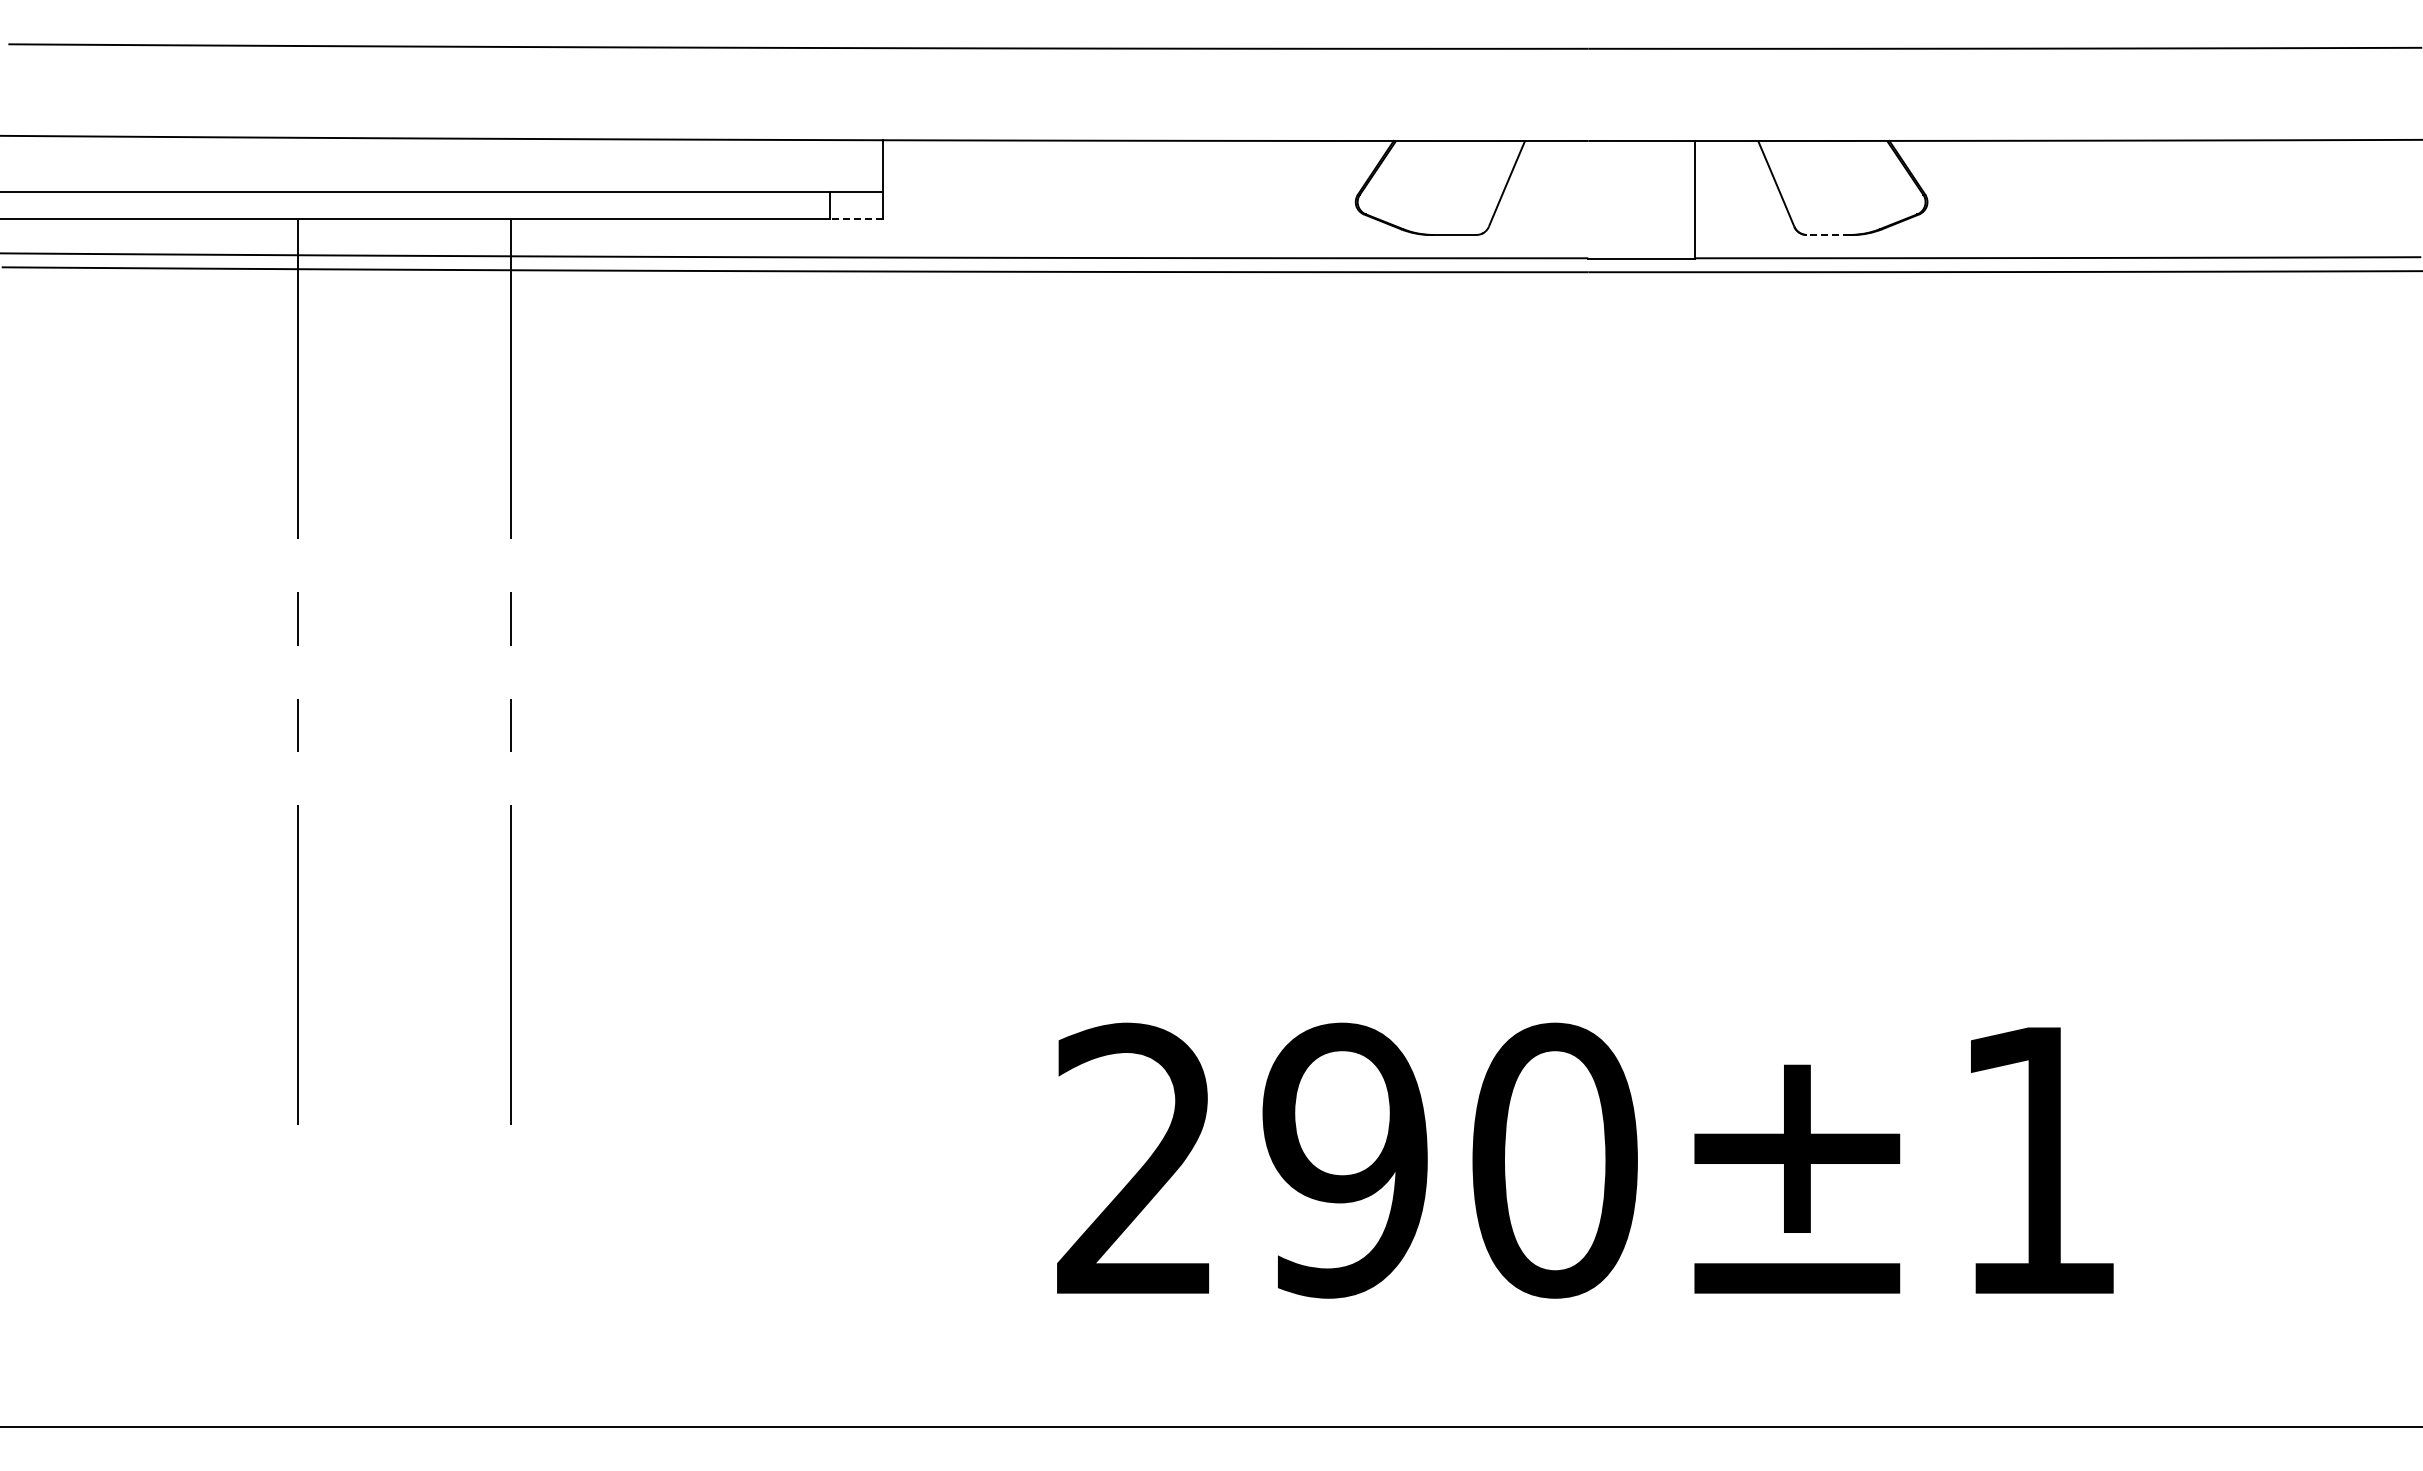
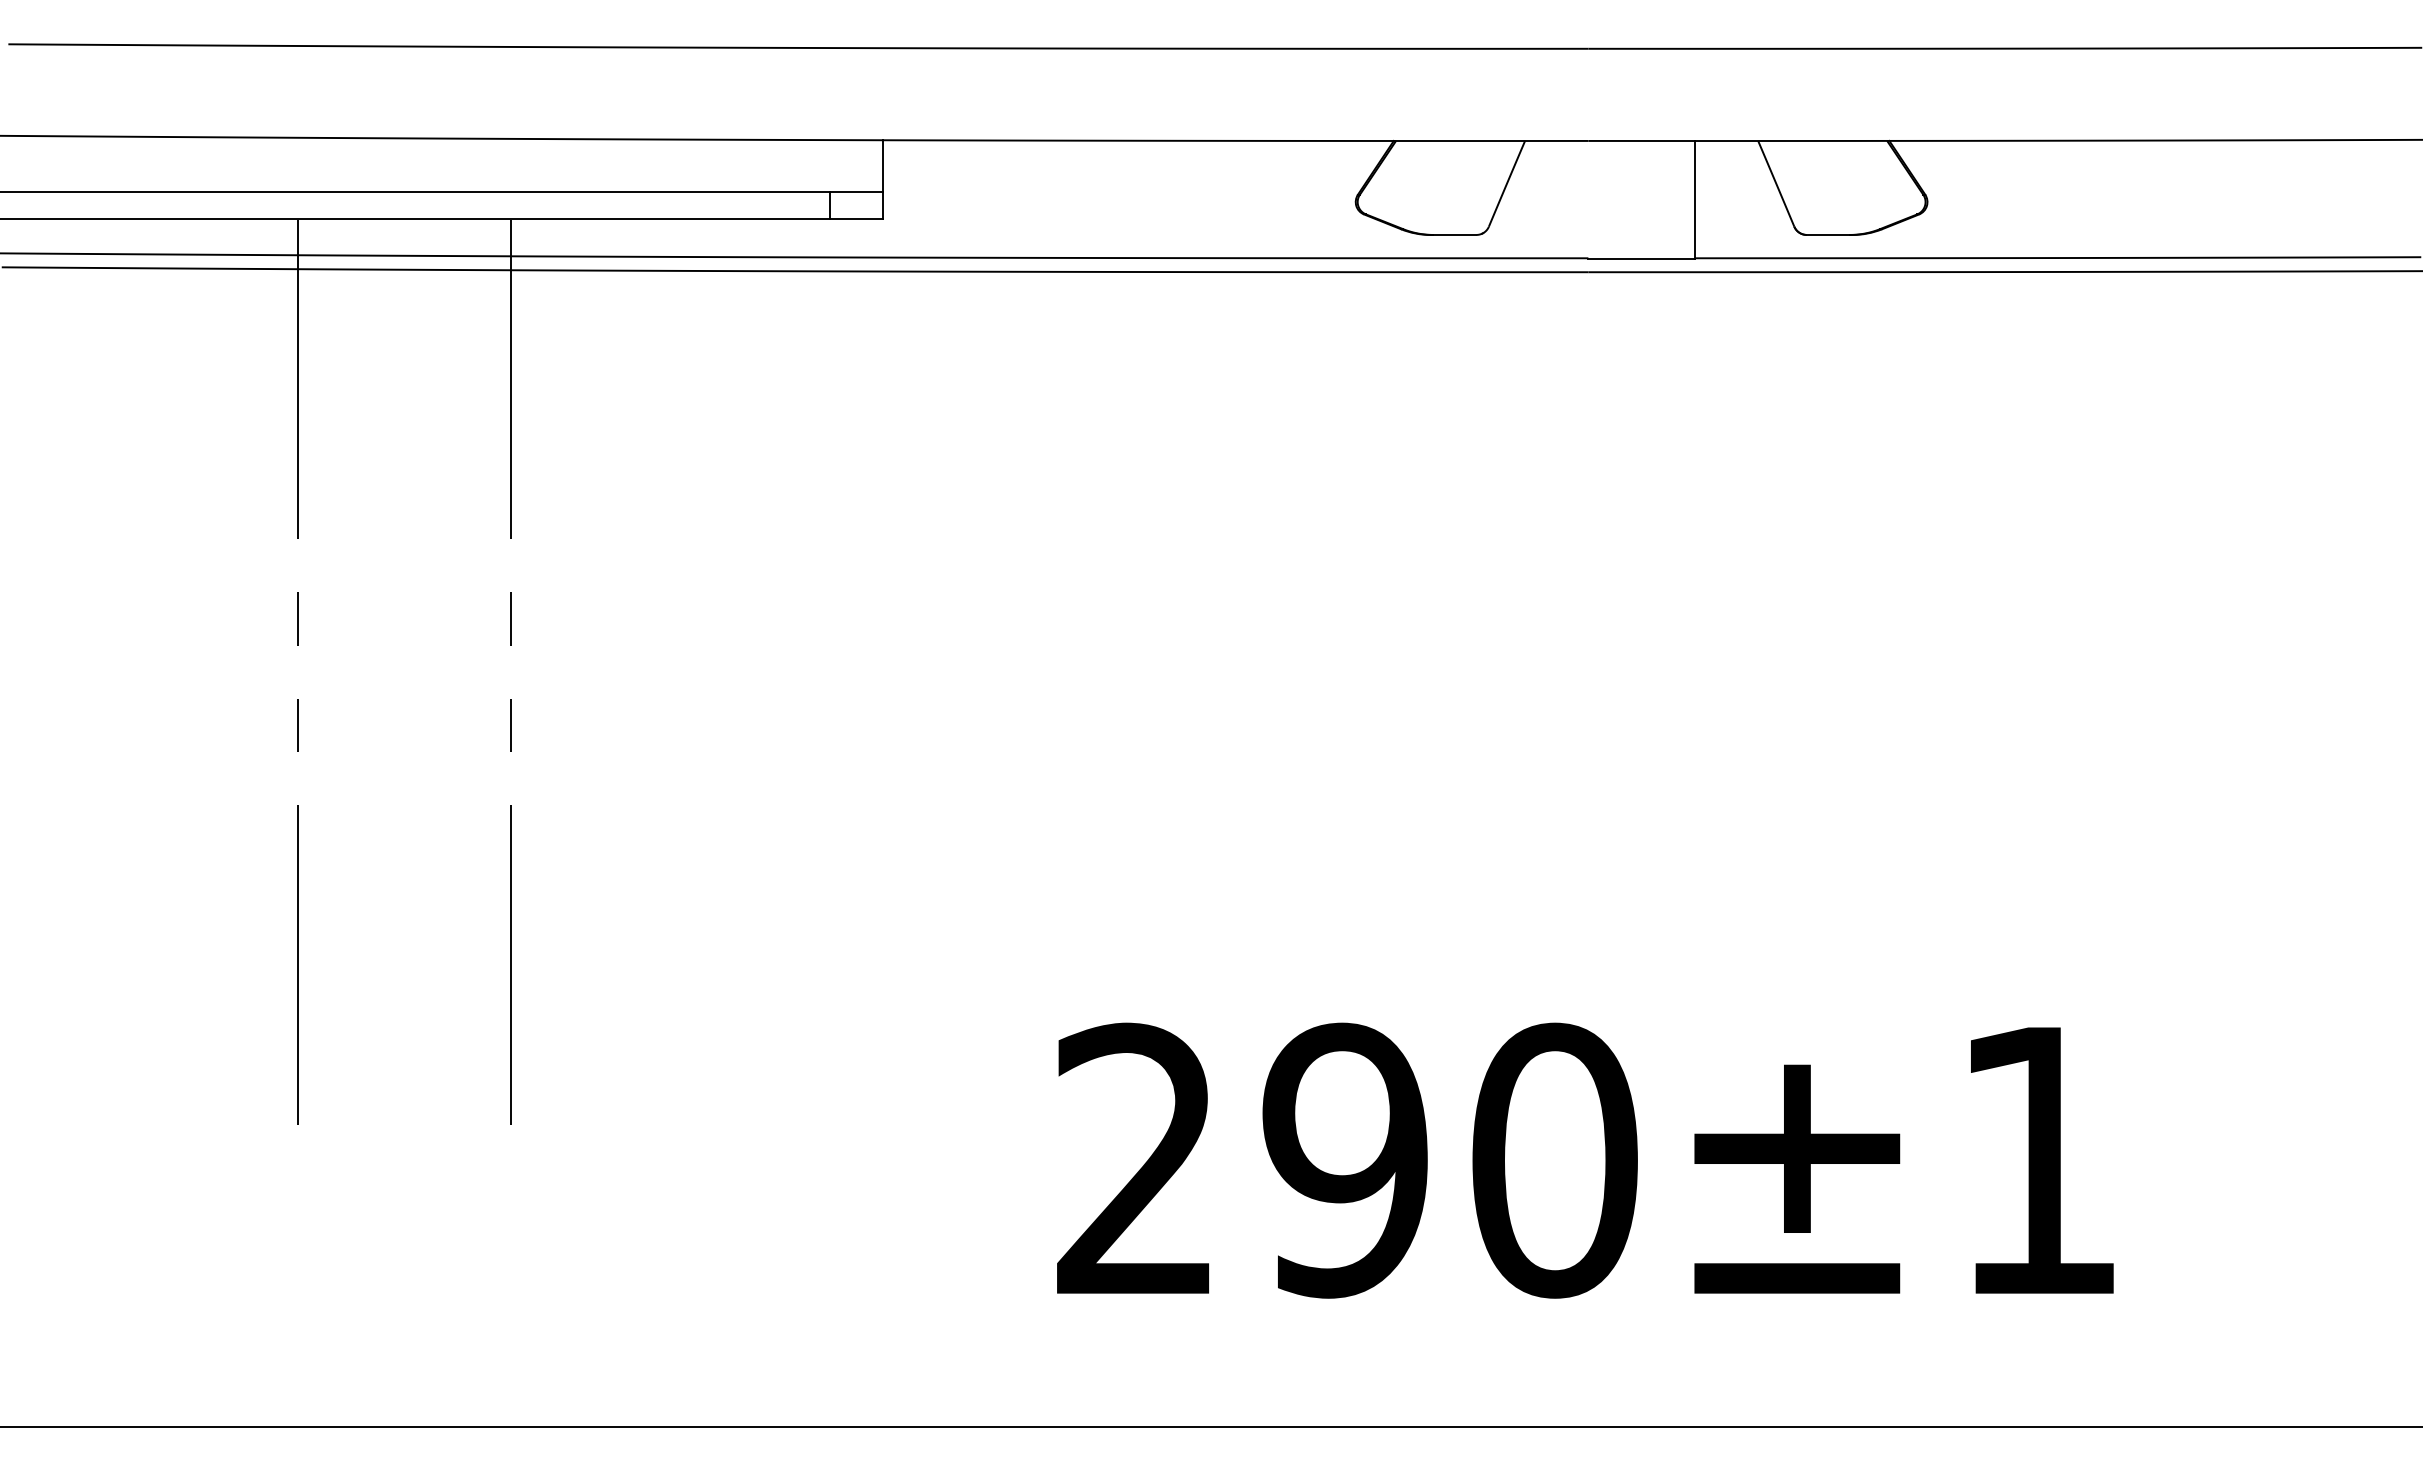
line: dashed -> solid (856, 219)
line: dashed -> solid (1827, 234)
